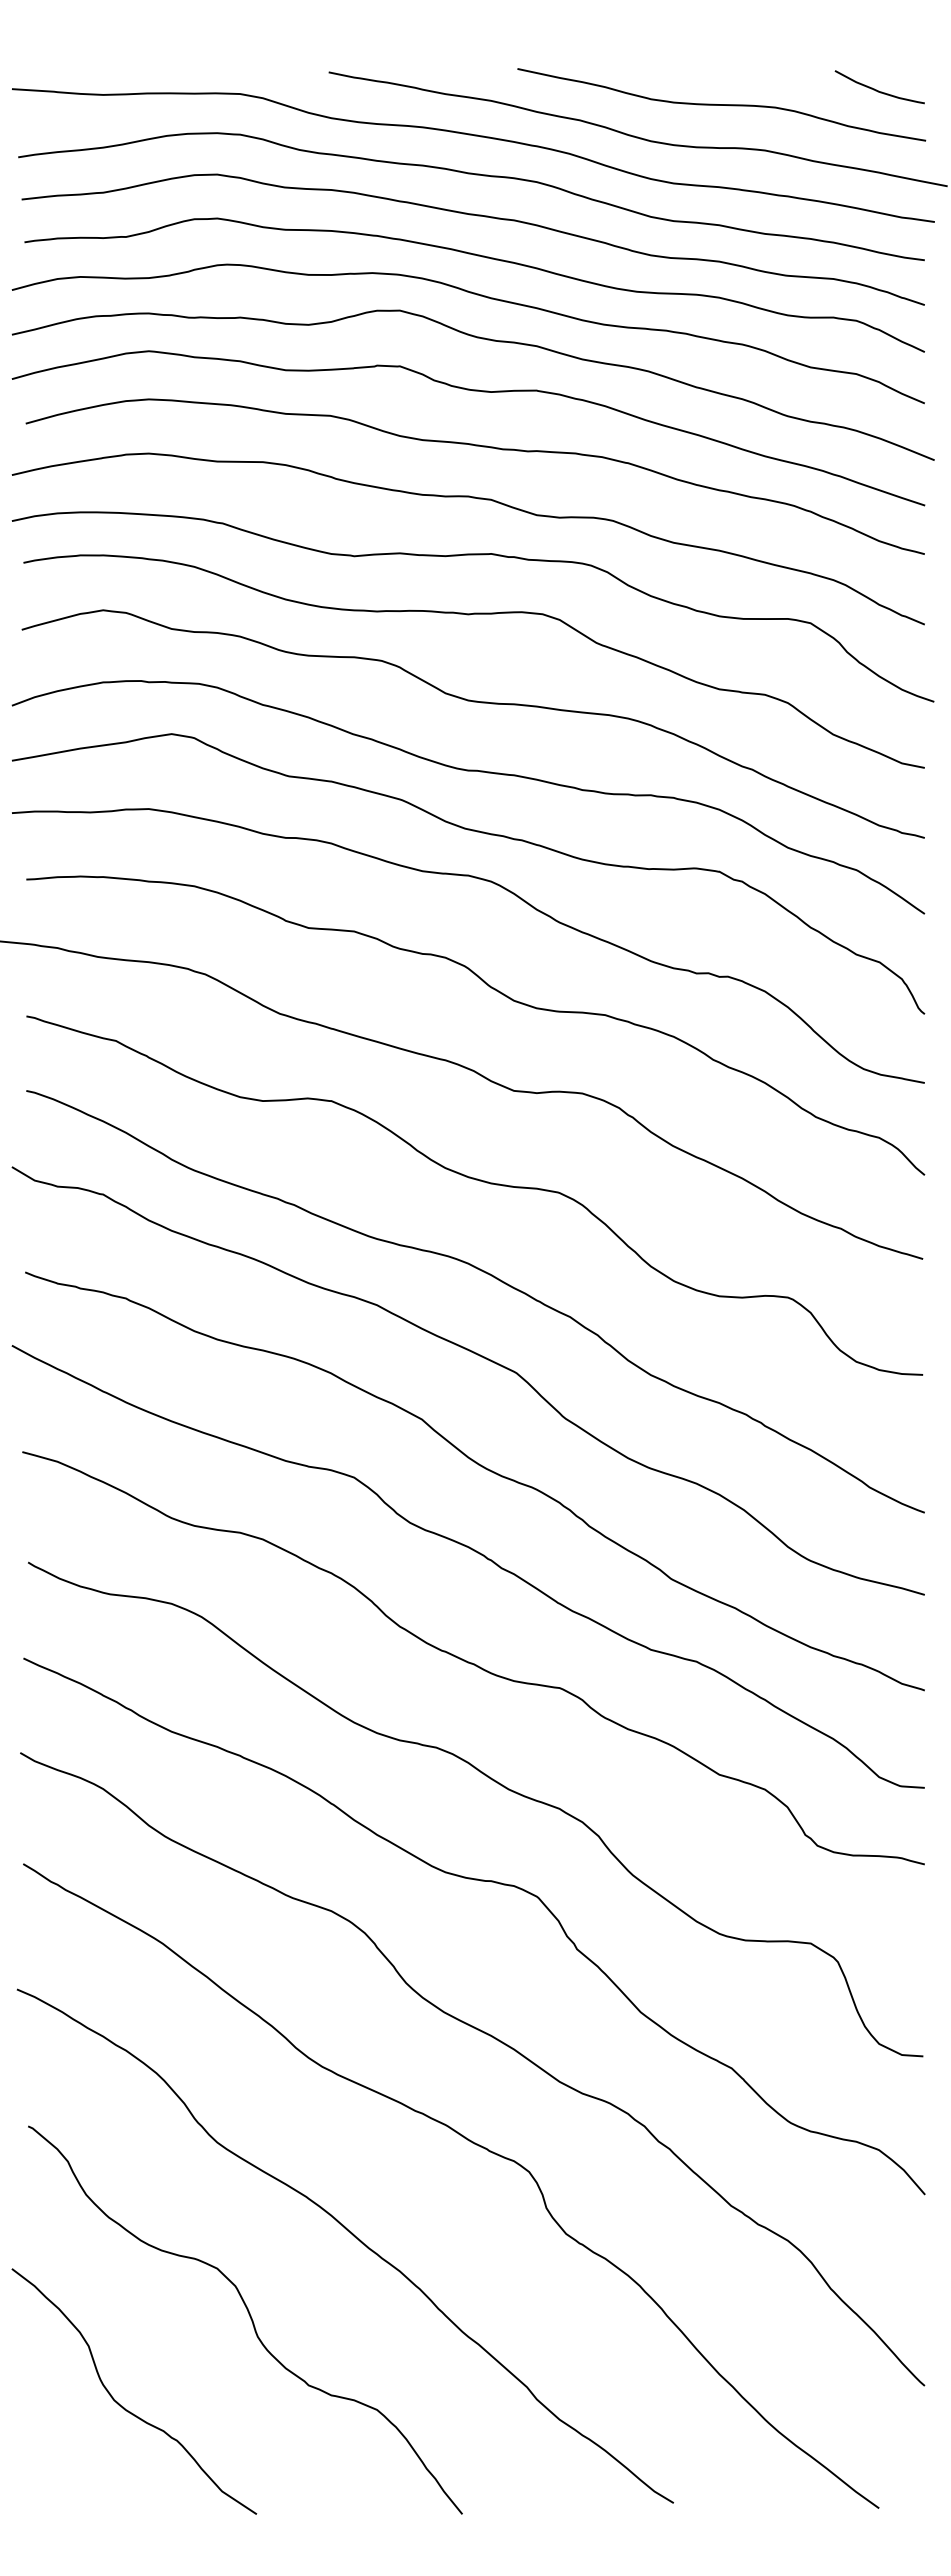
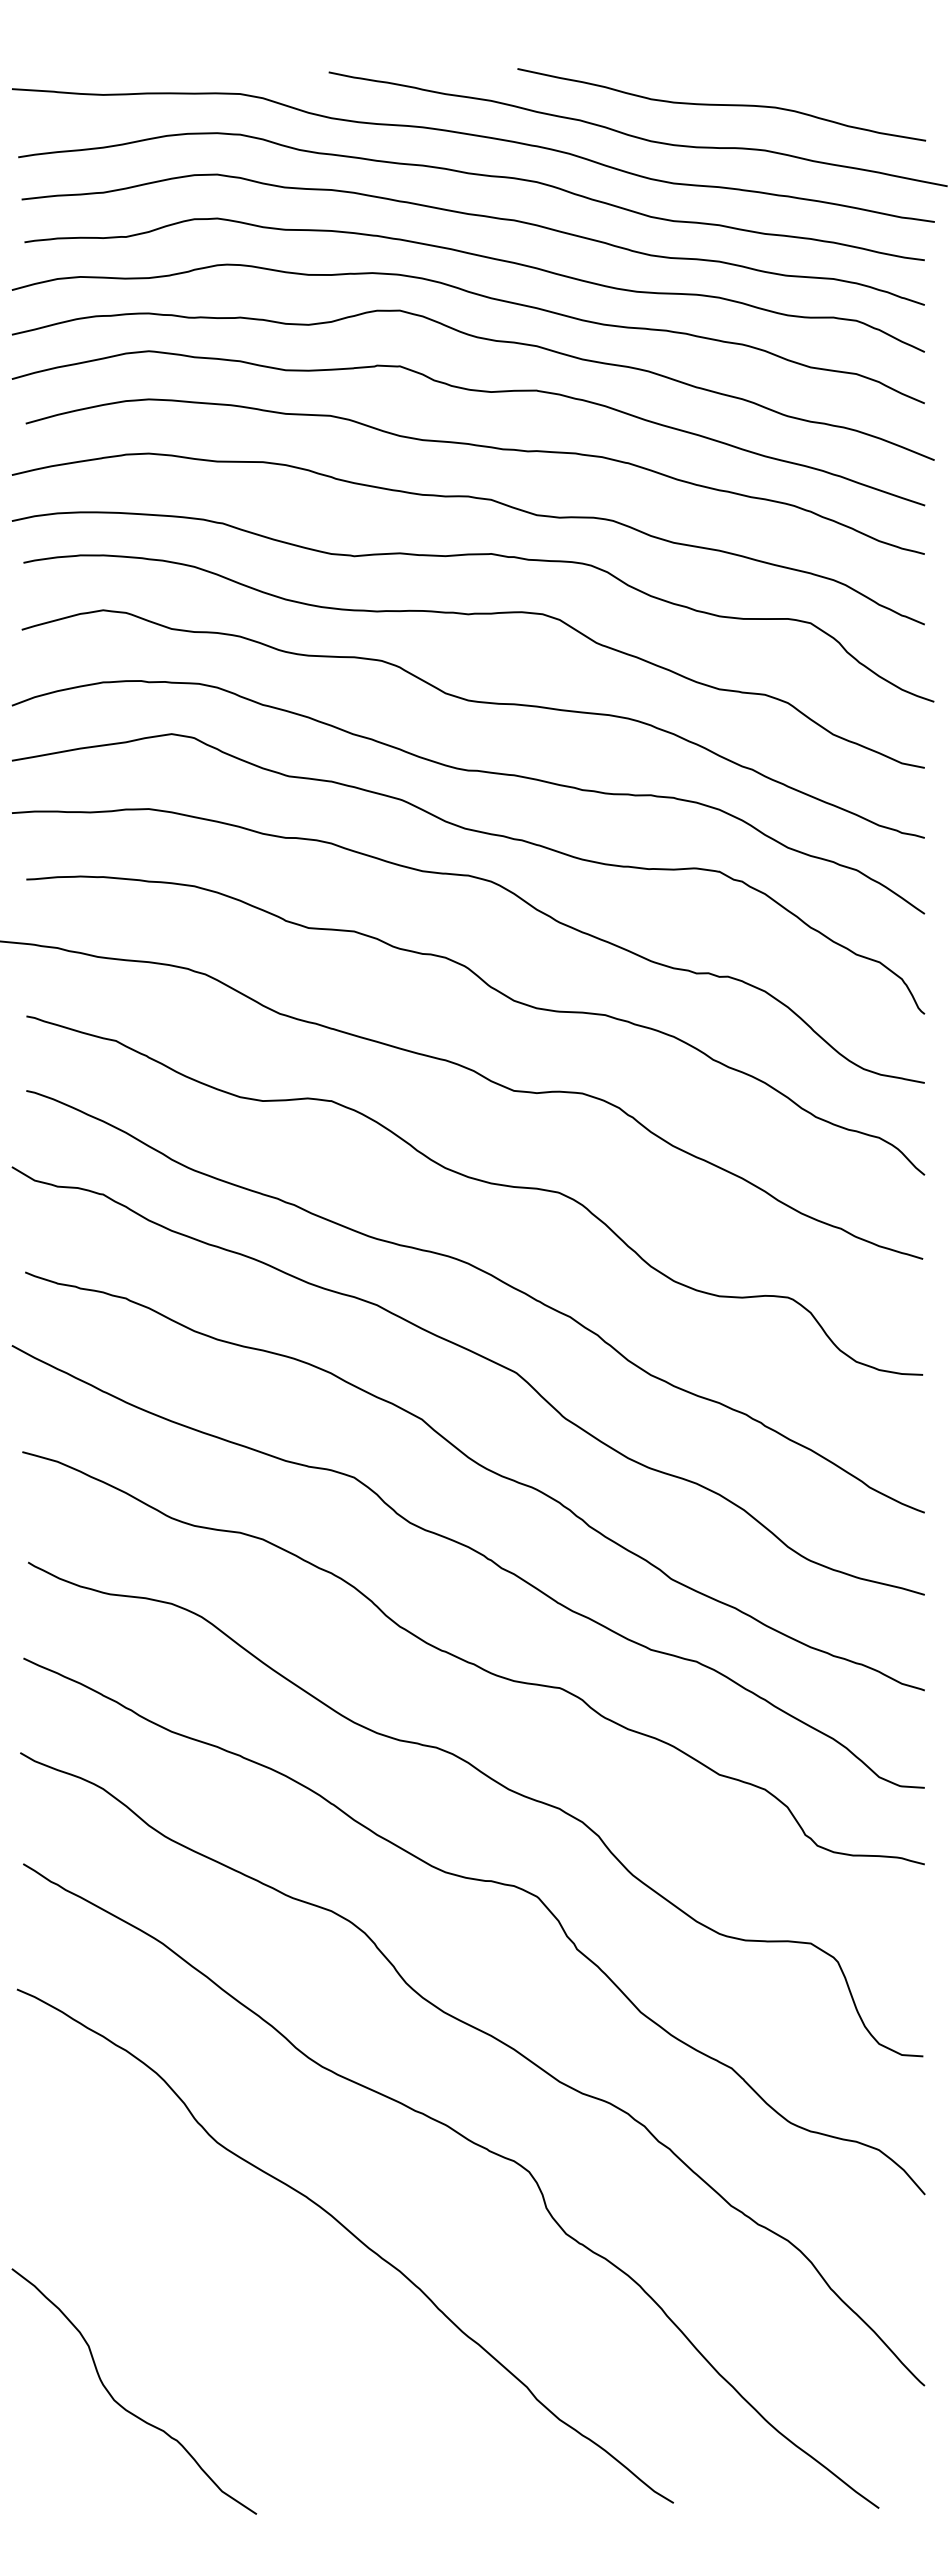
curve: present -> none (878, 90)
curve: present -> none (249, 2316)
